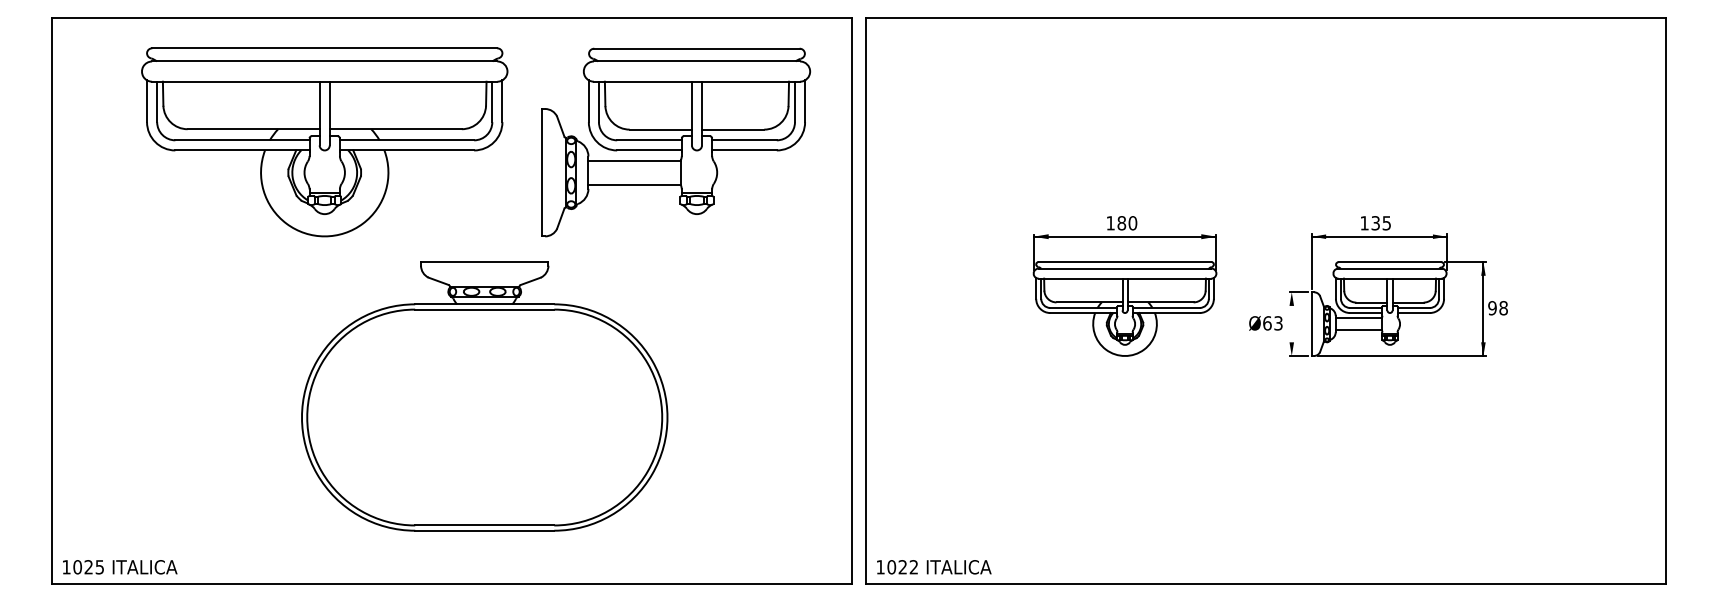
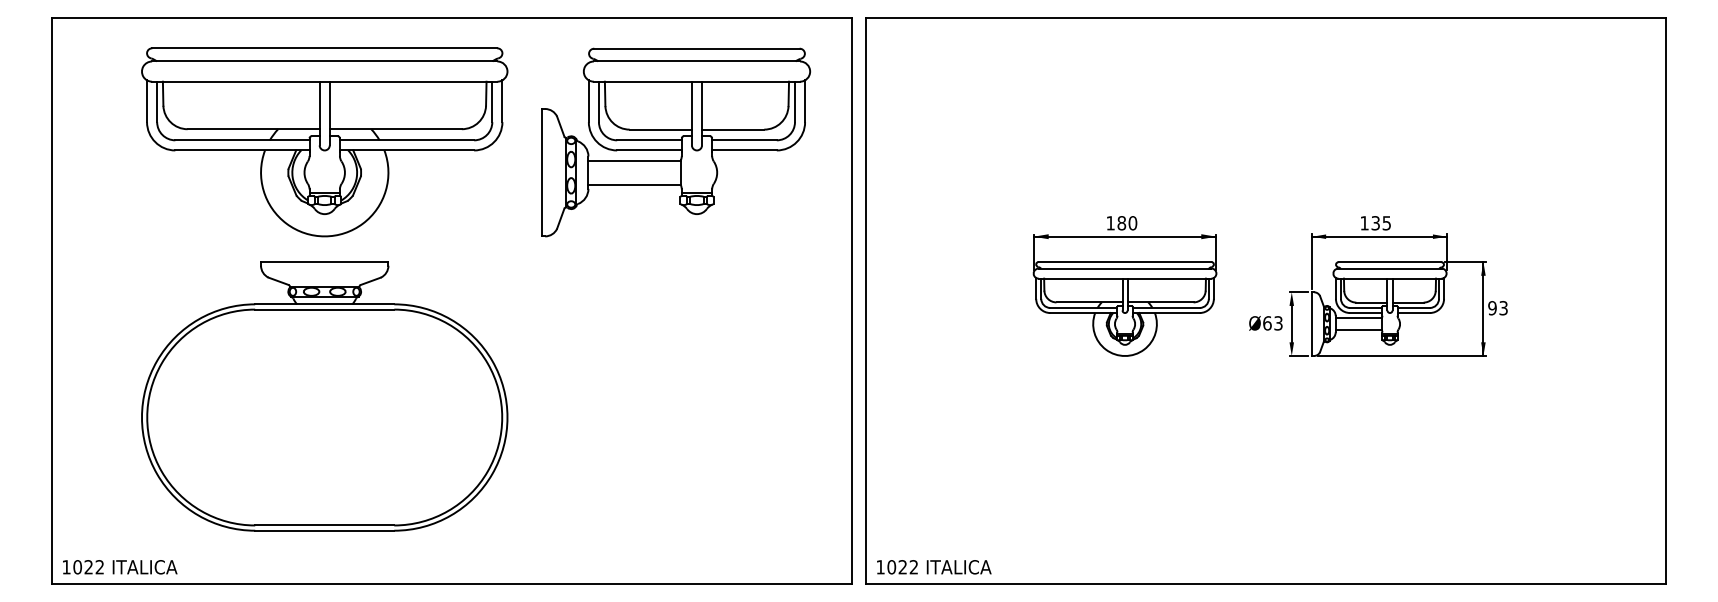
text: 98 -> 93 (1503, 308)
line: none -> present (1291, 323)
part position: (484, 396) -> (324, 396) (324, 396)
text: 1025 -> 1022 (99, 567)
